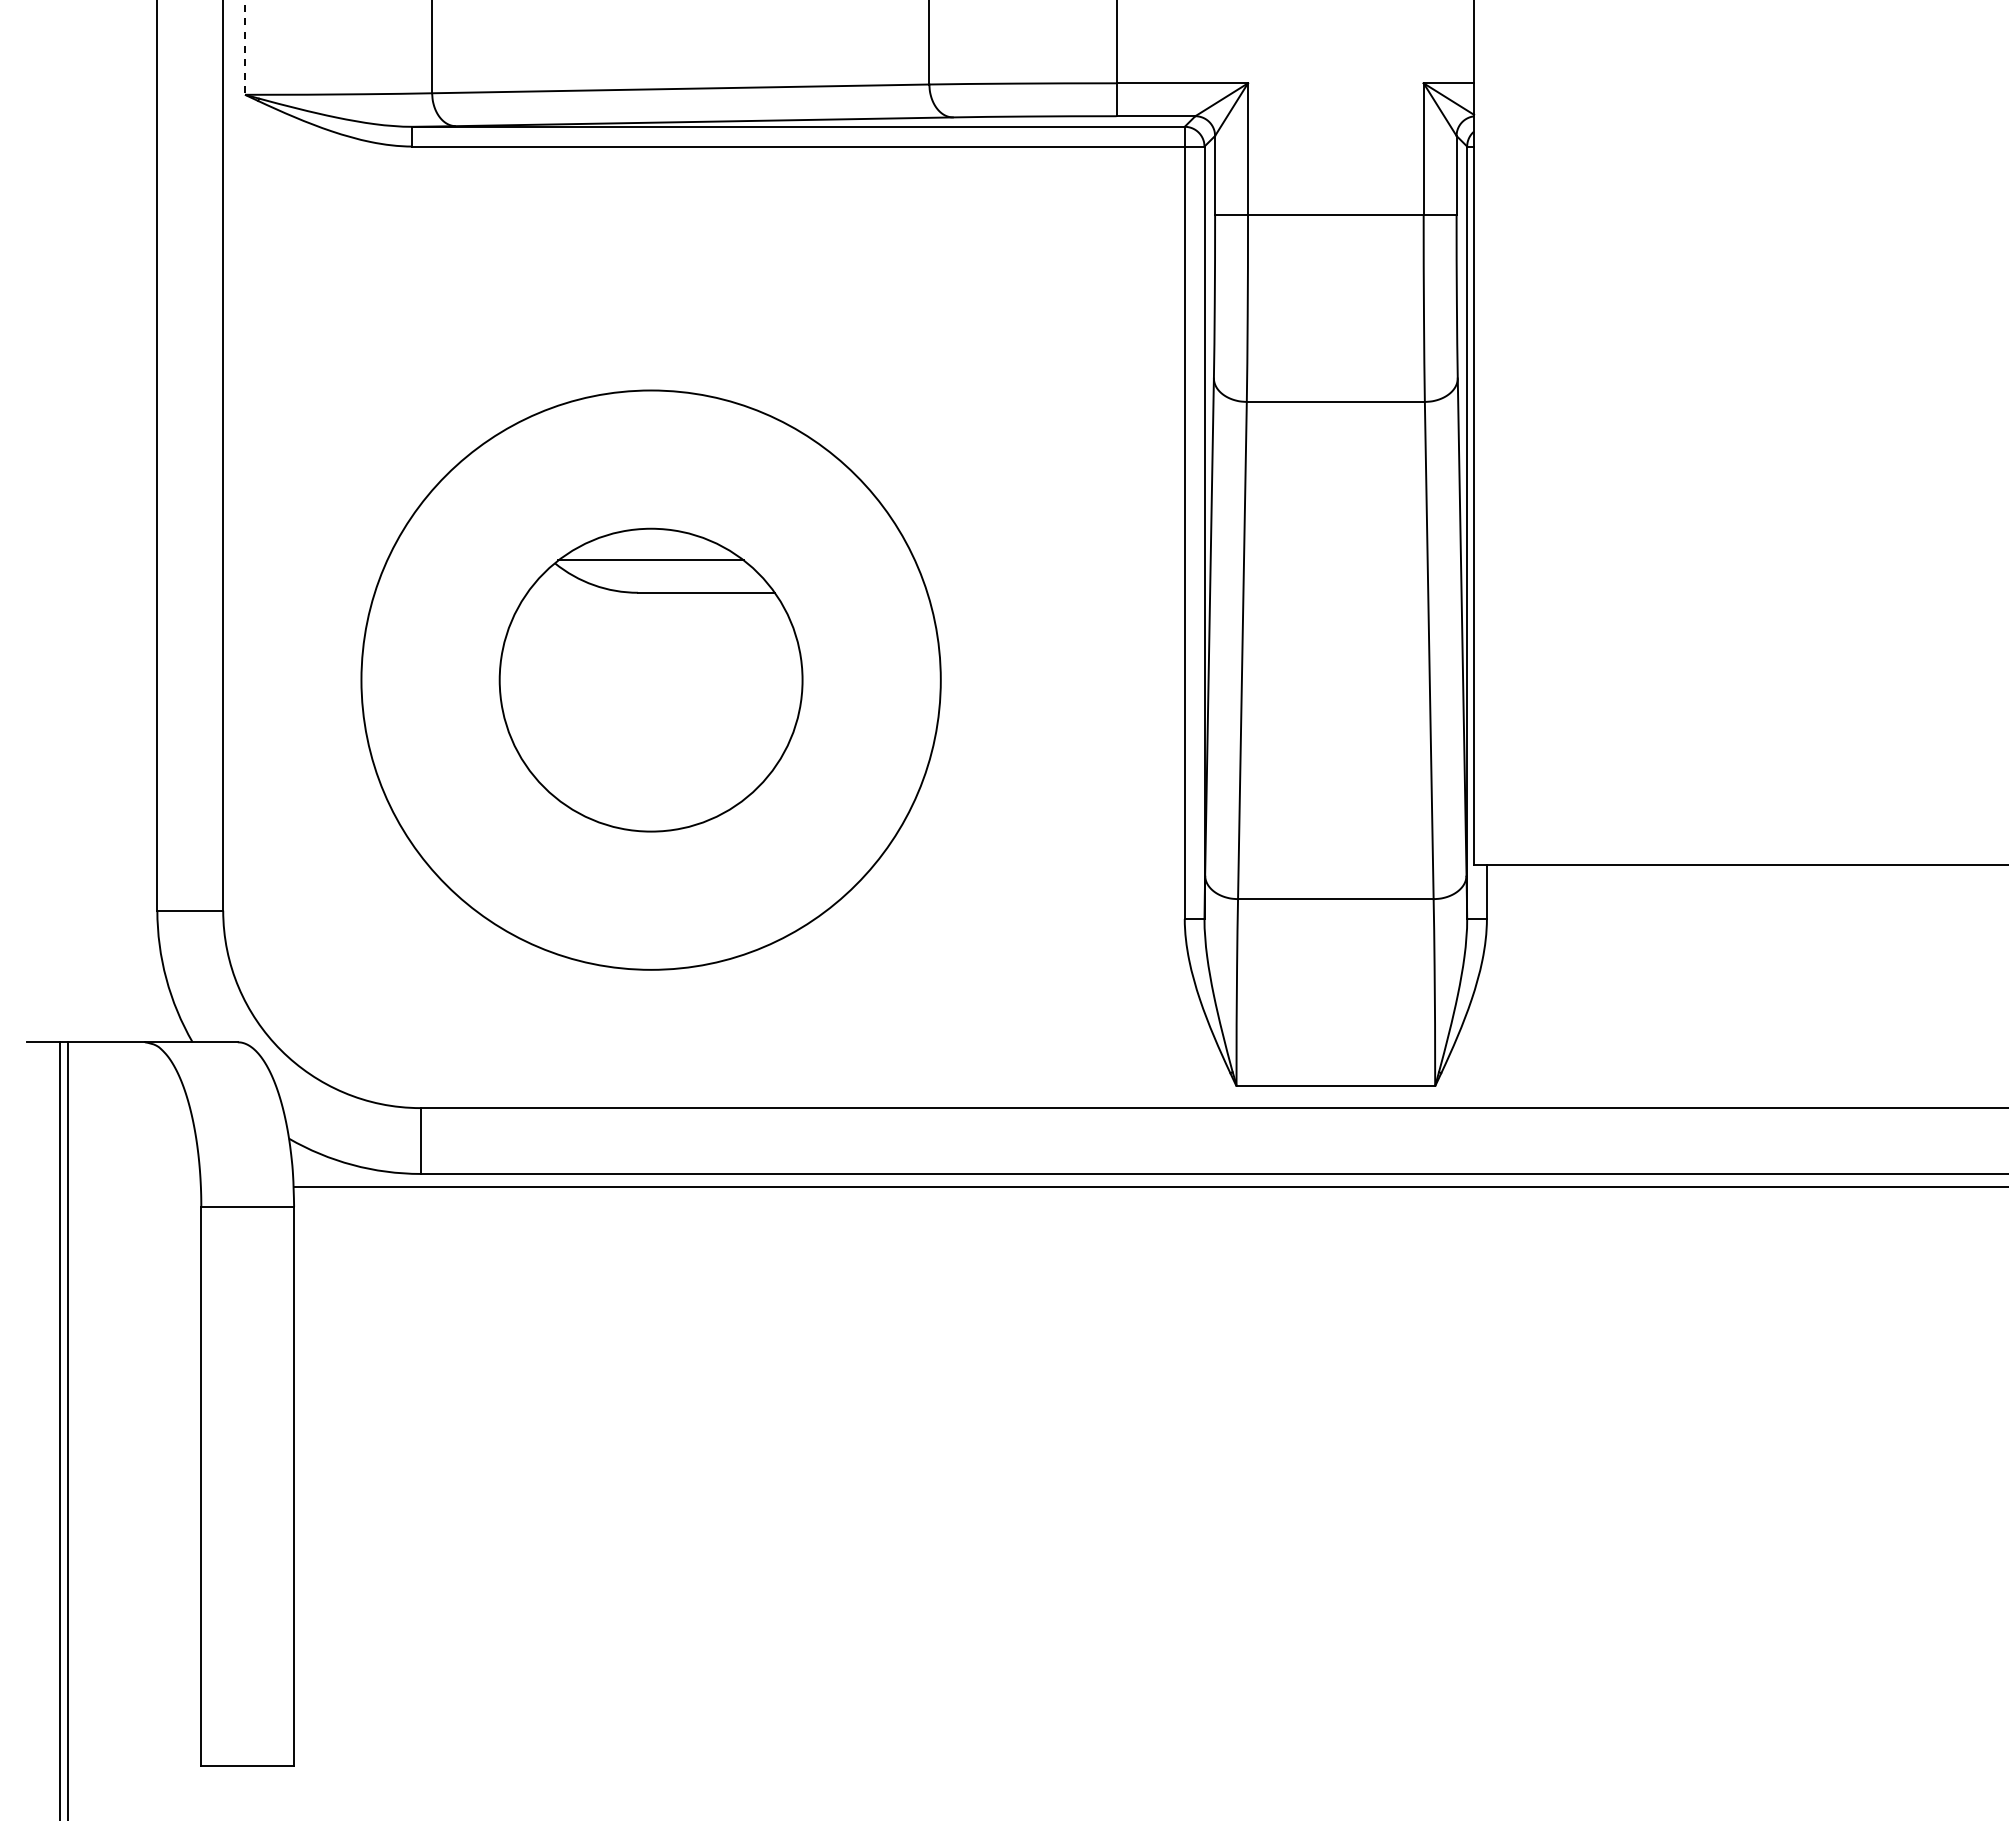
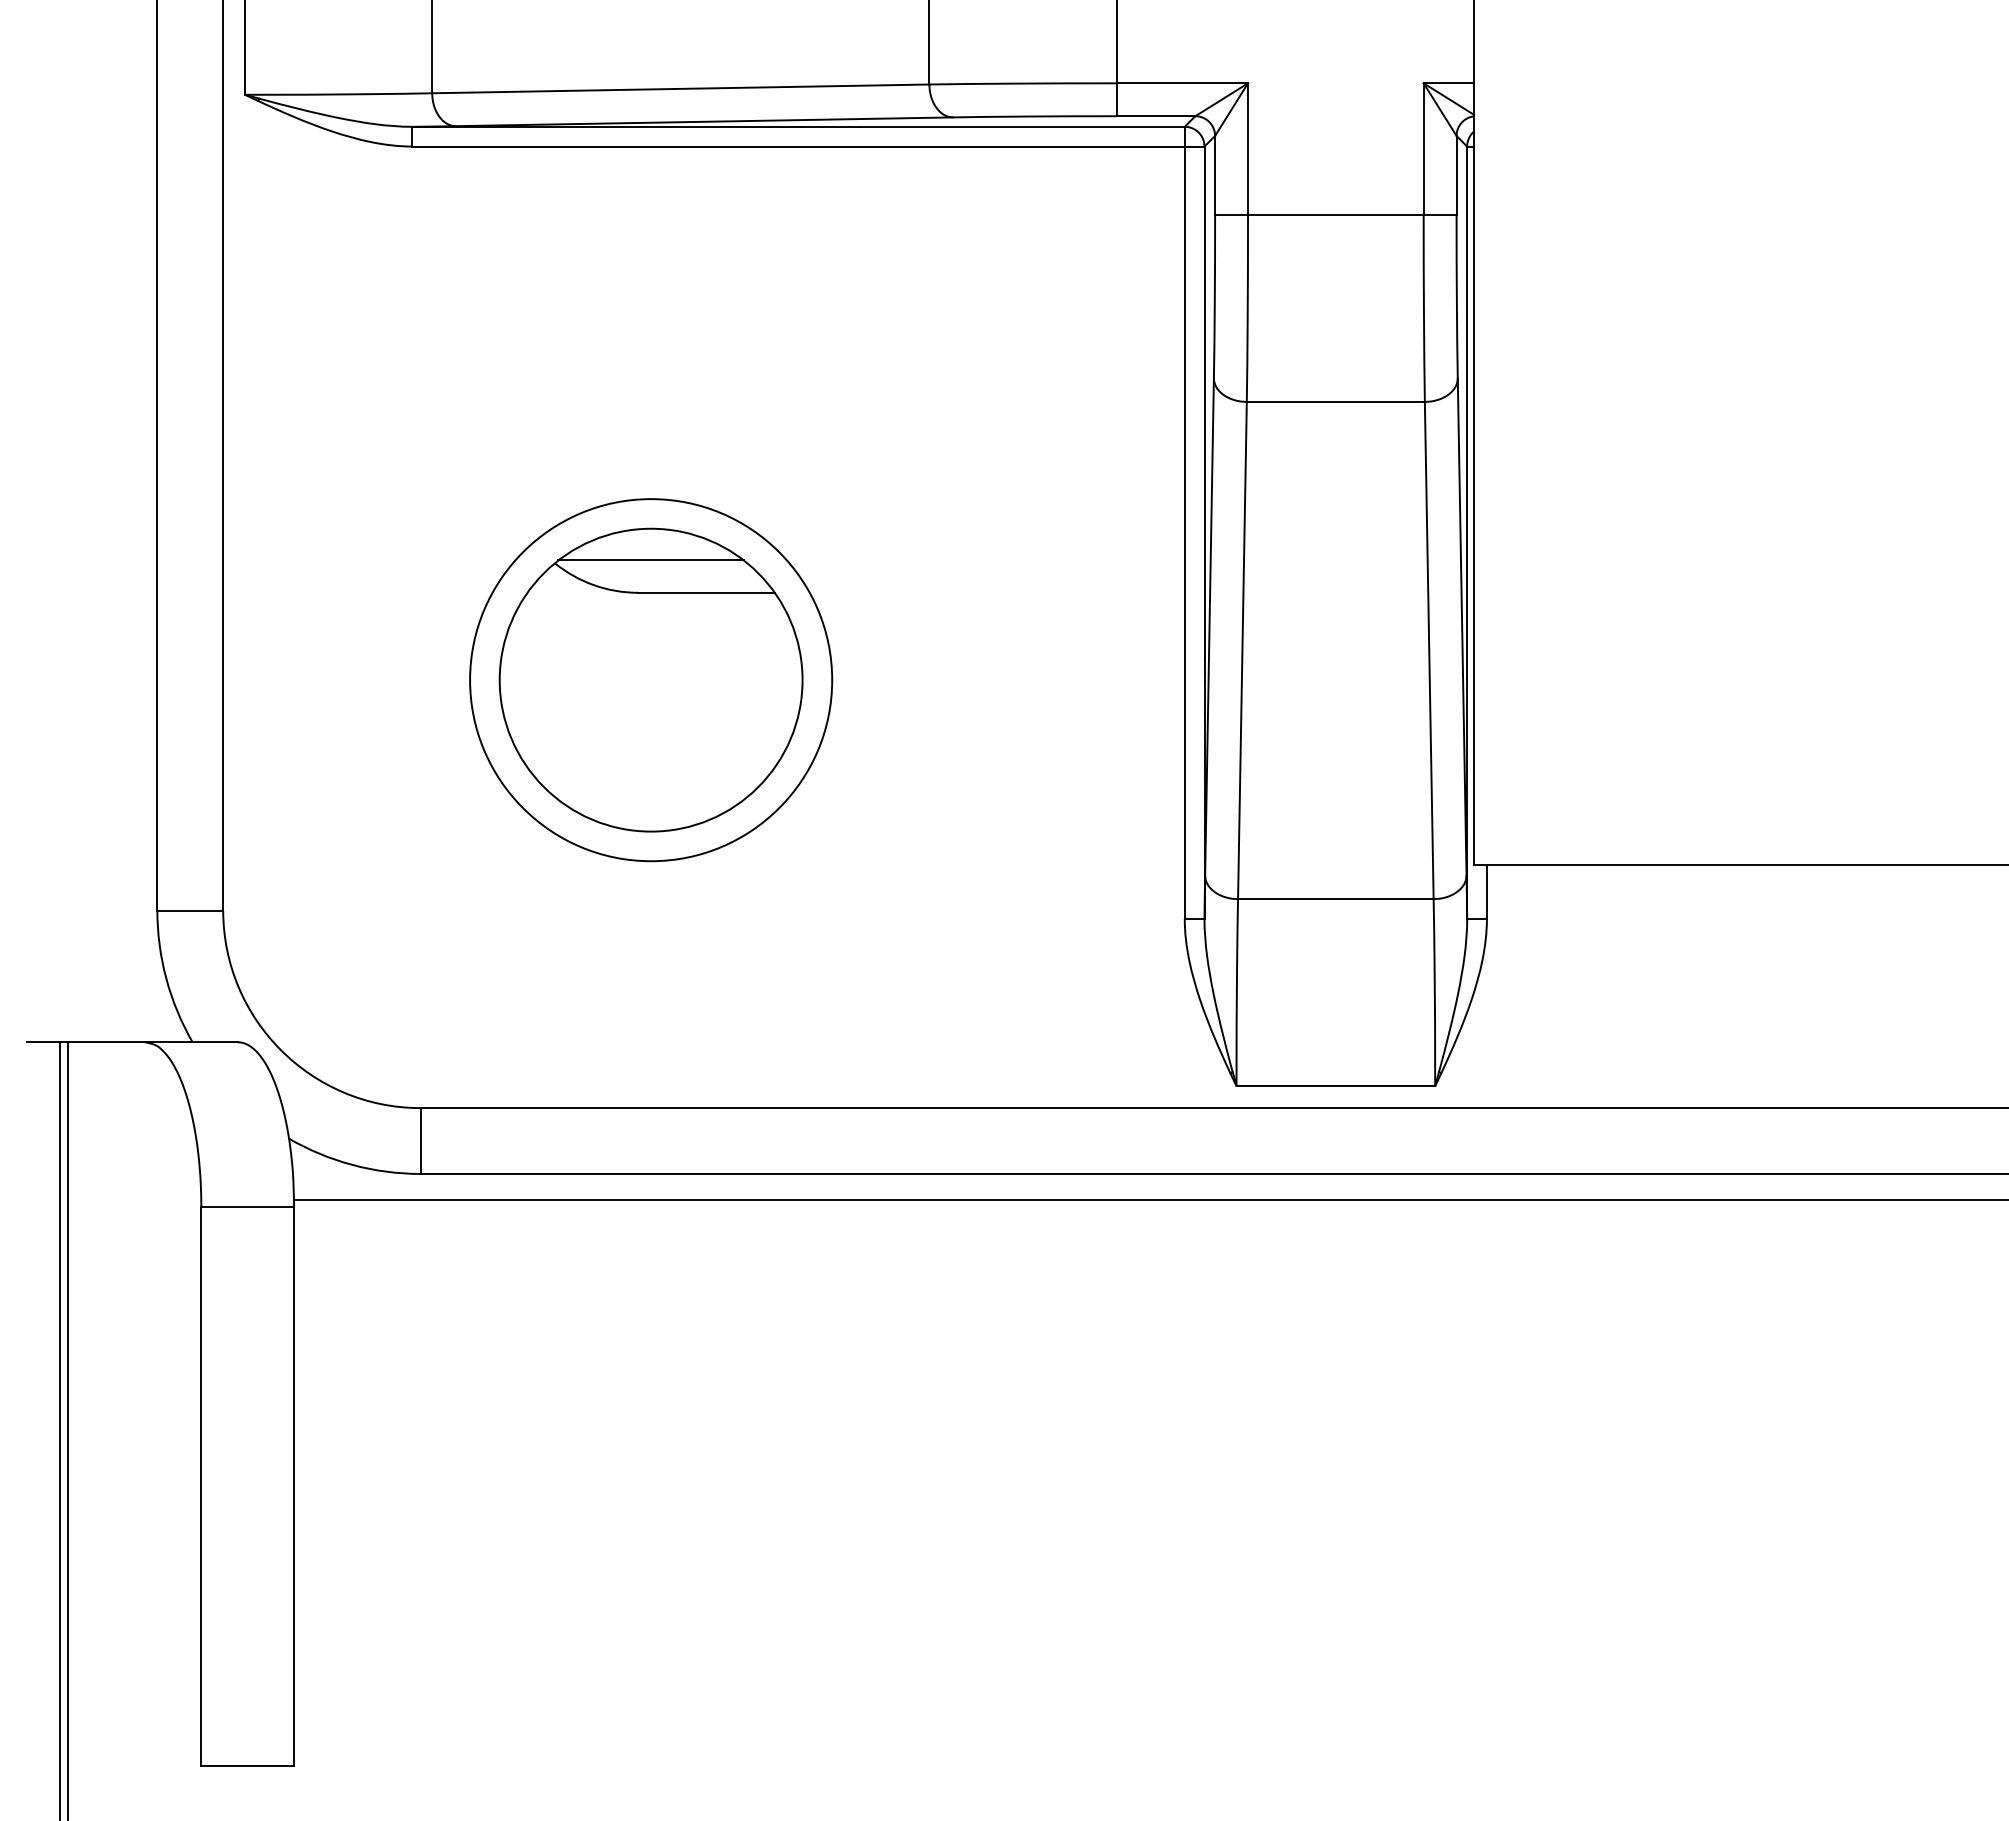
line: dashed -> solid (245, 47)
circle diameter: 579 px -> 362 px (651, 680)
line position: (1149, 1187) -> (1149, 1200) (1149, 1200)
